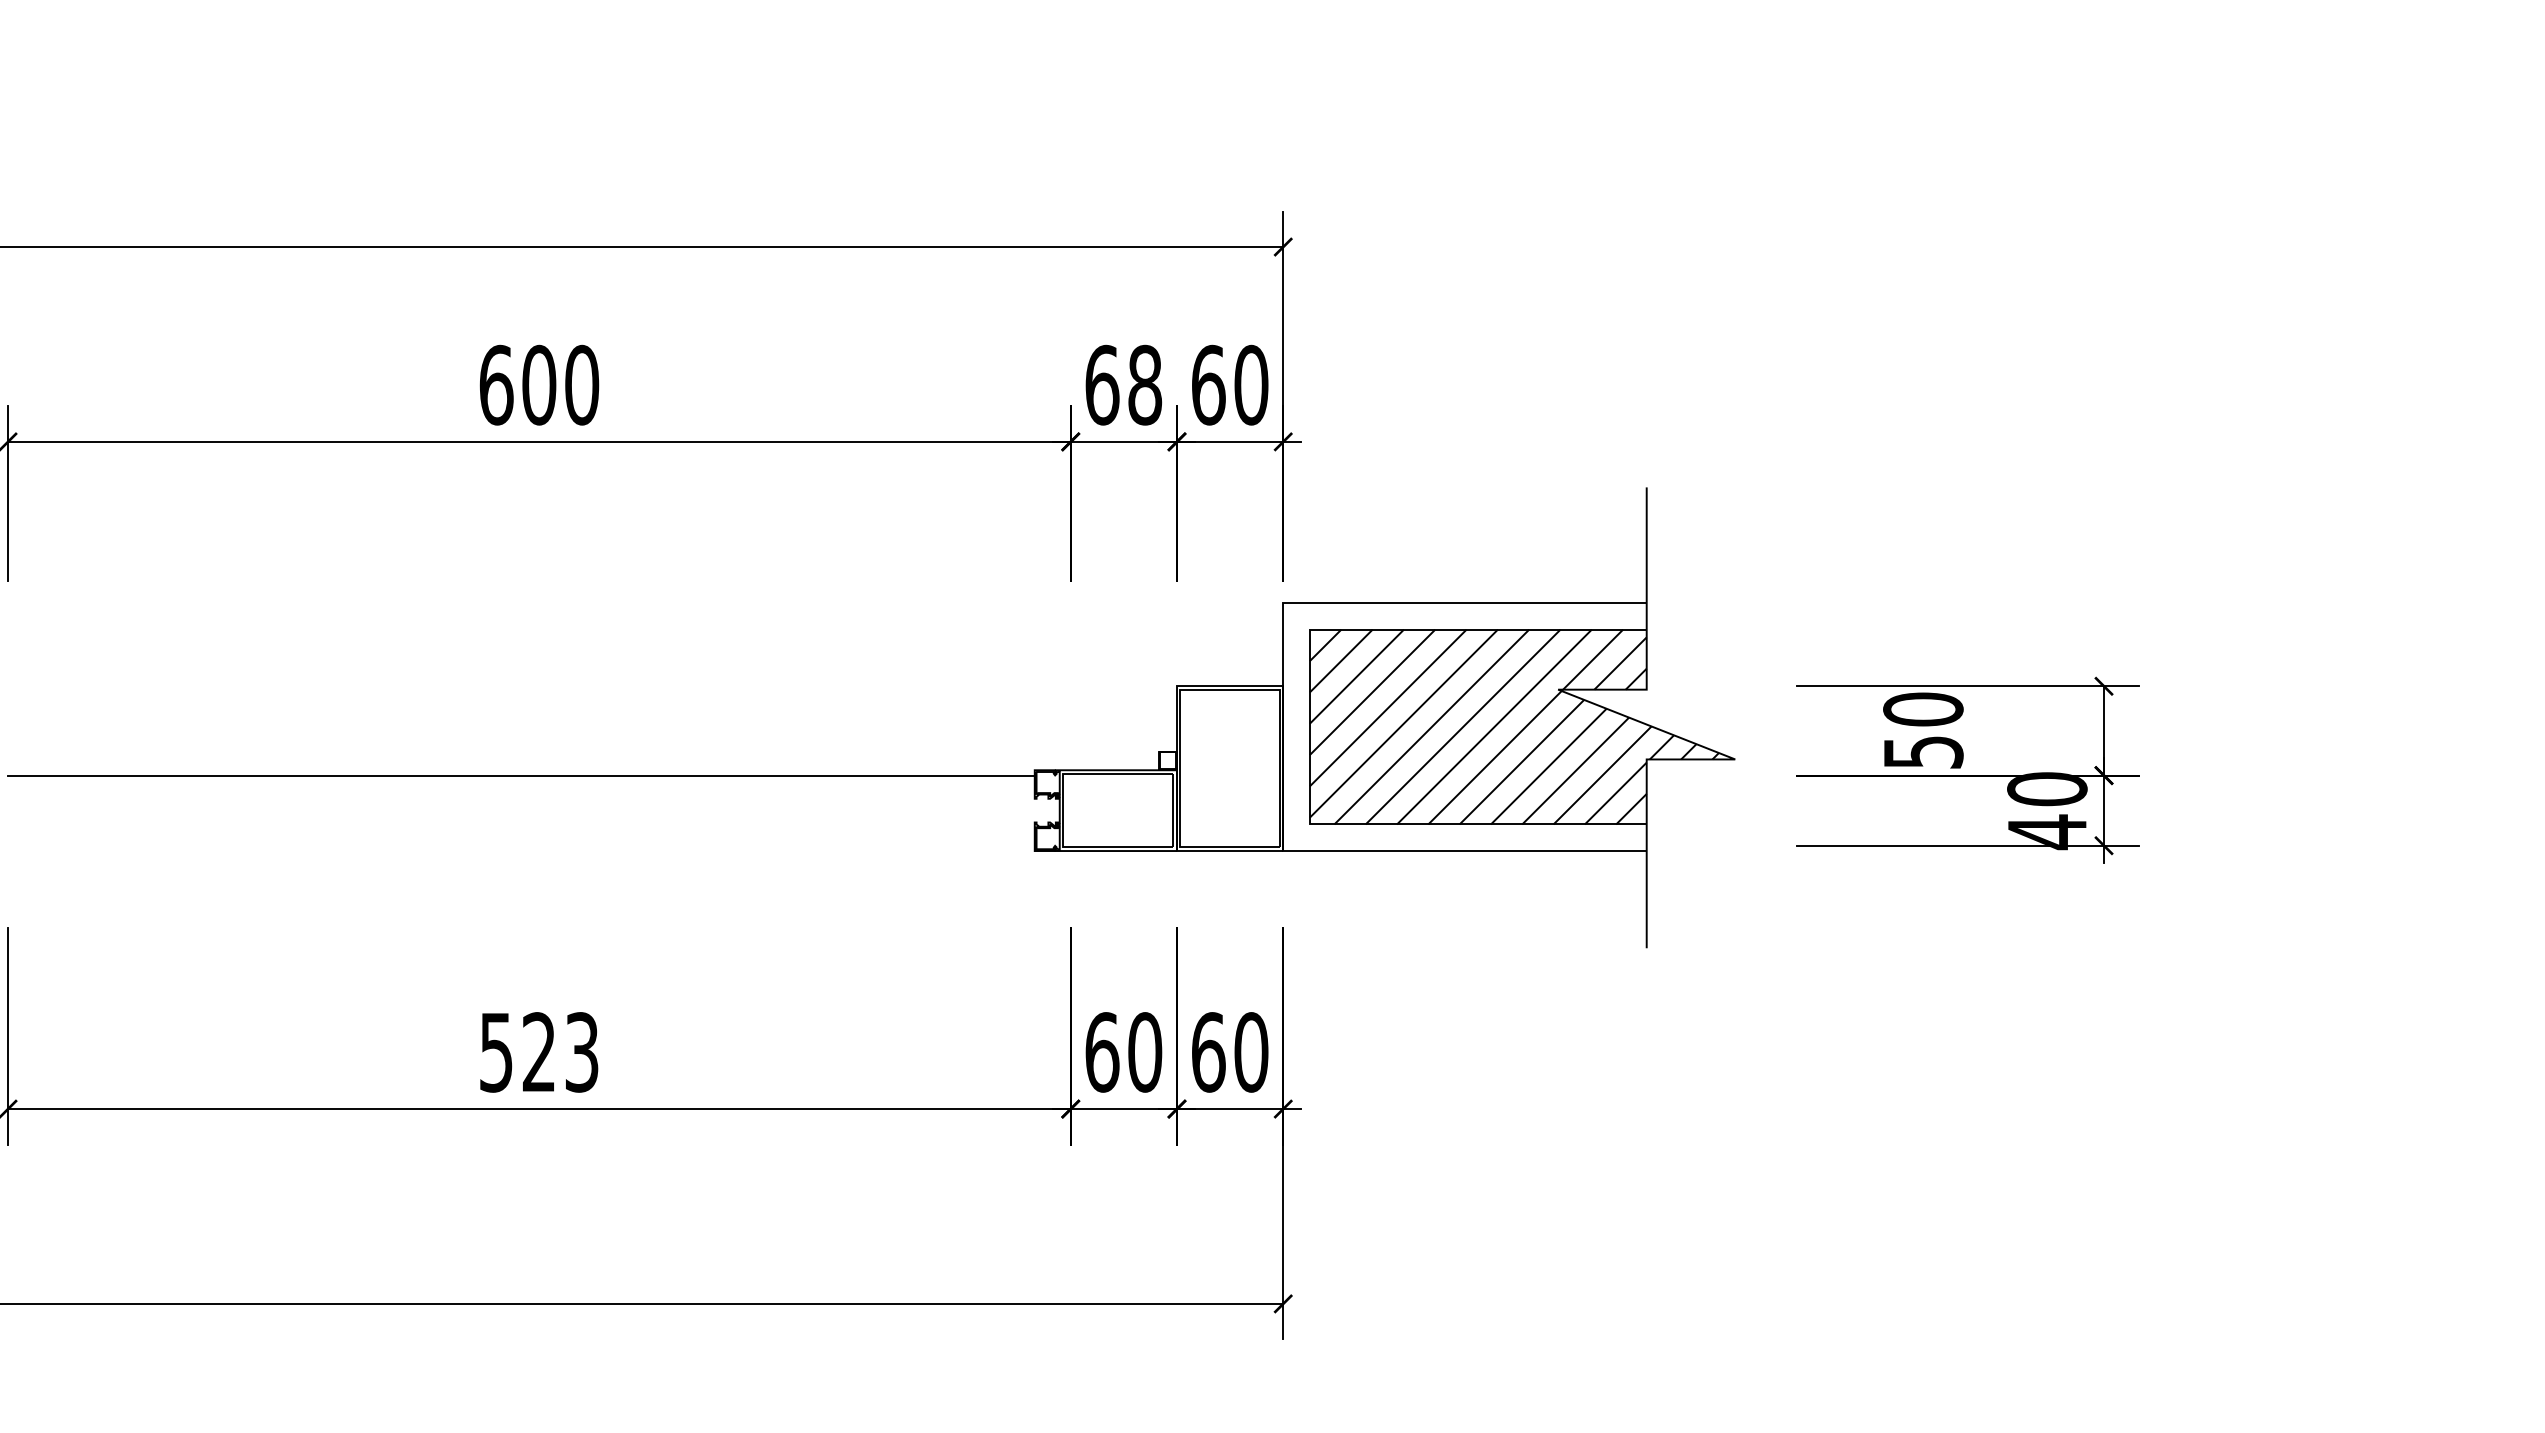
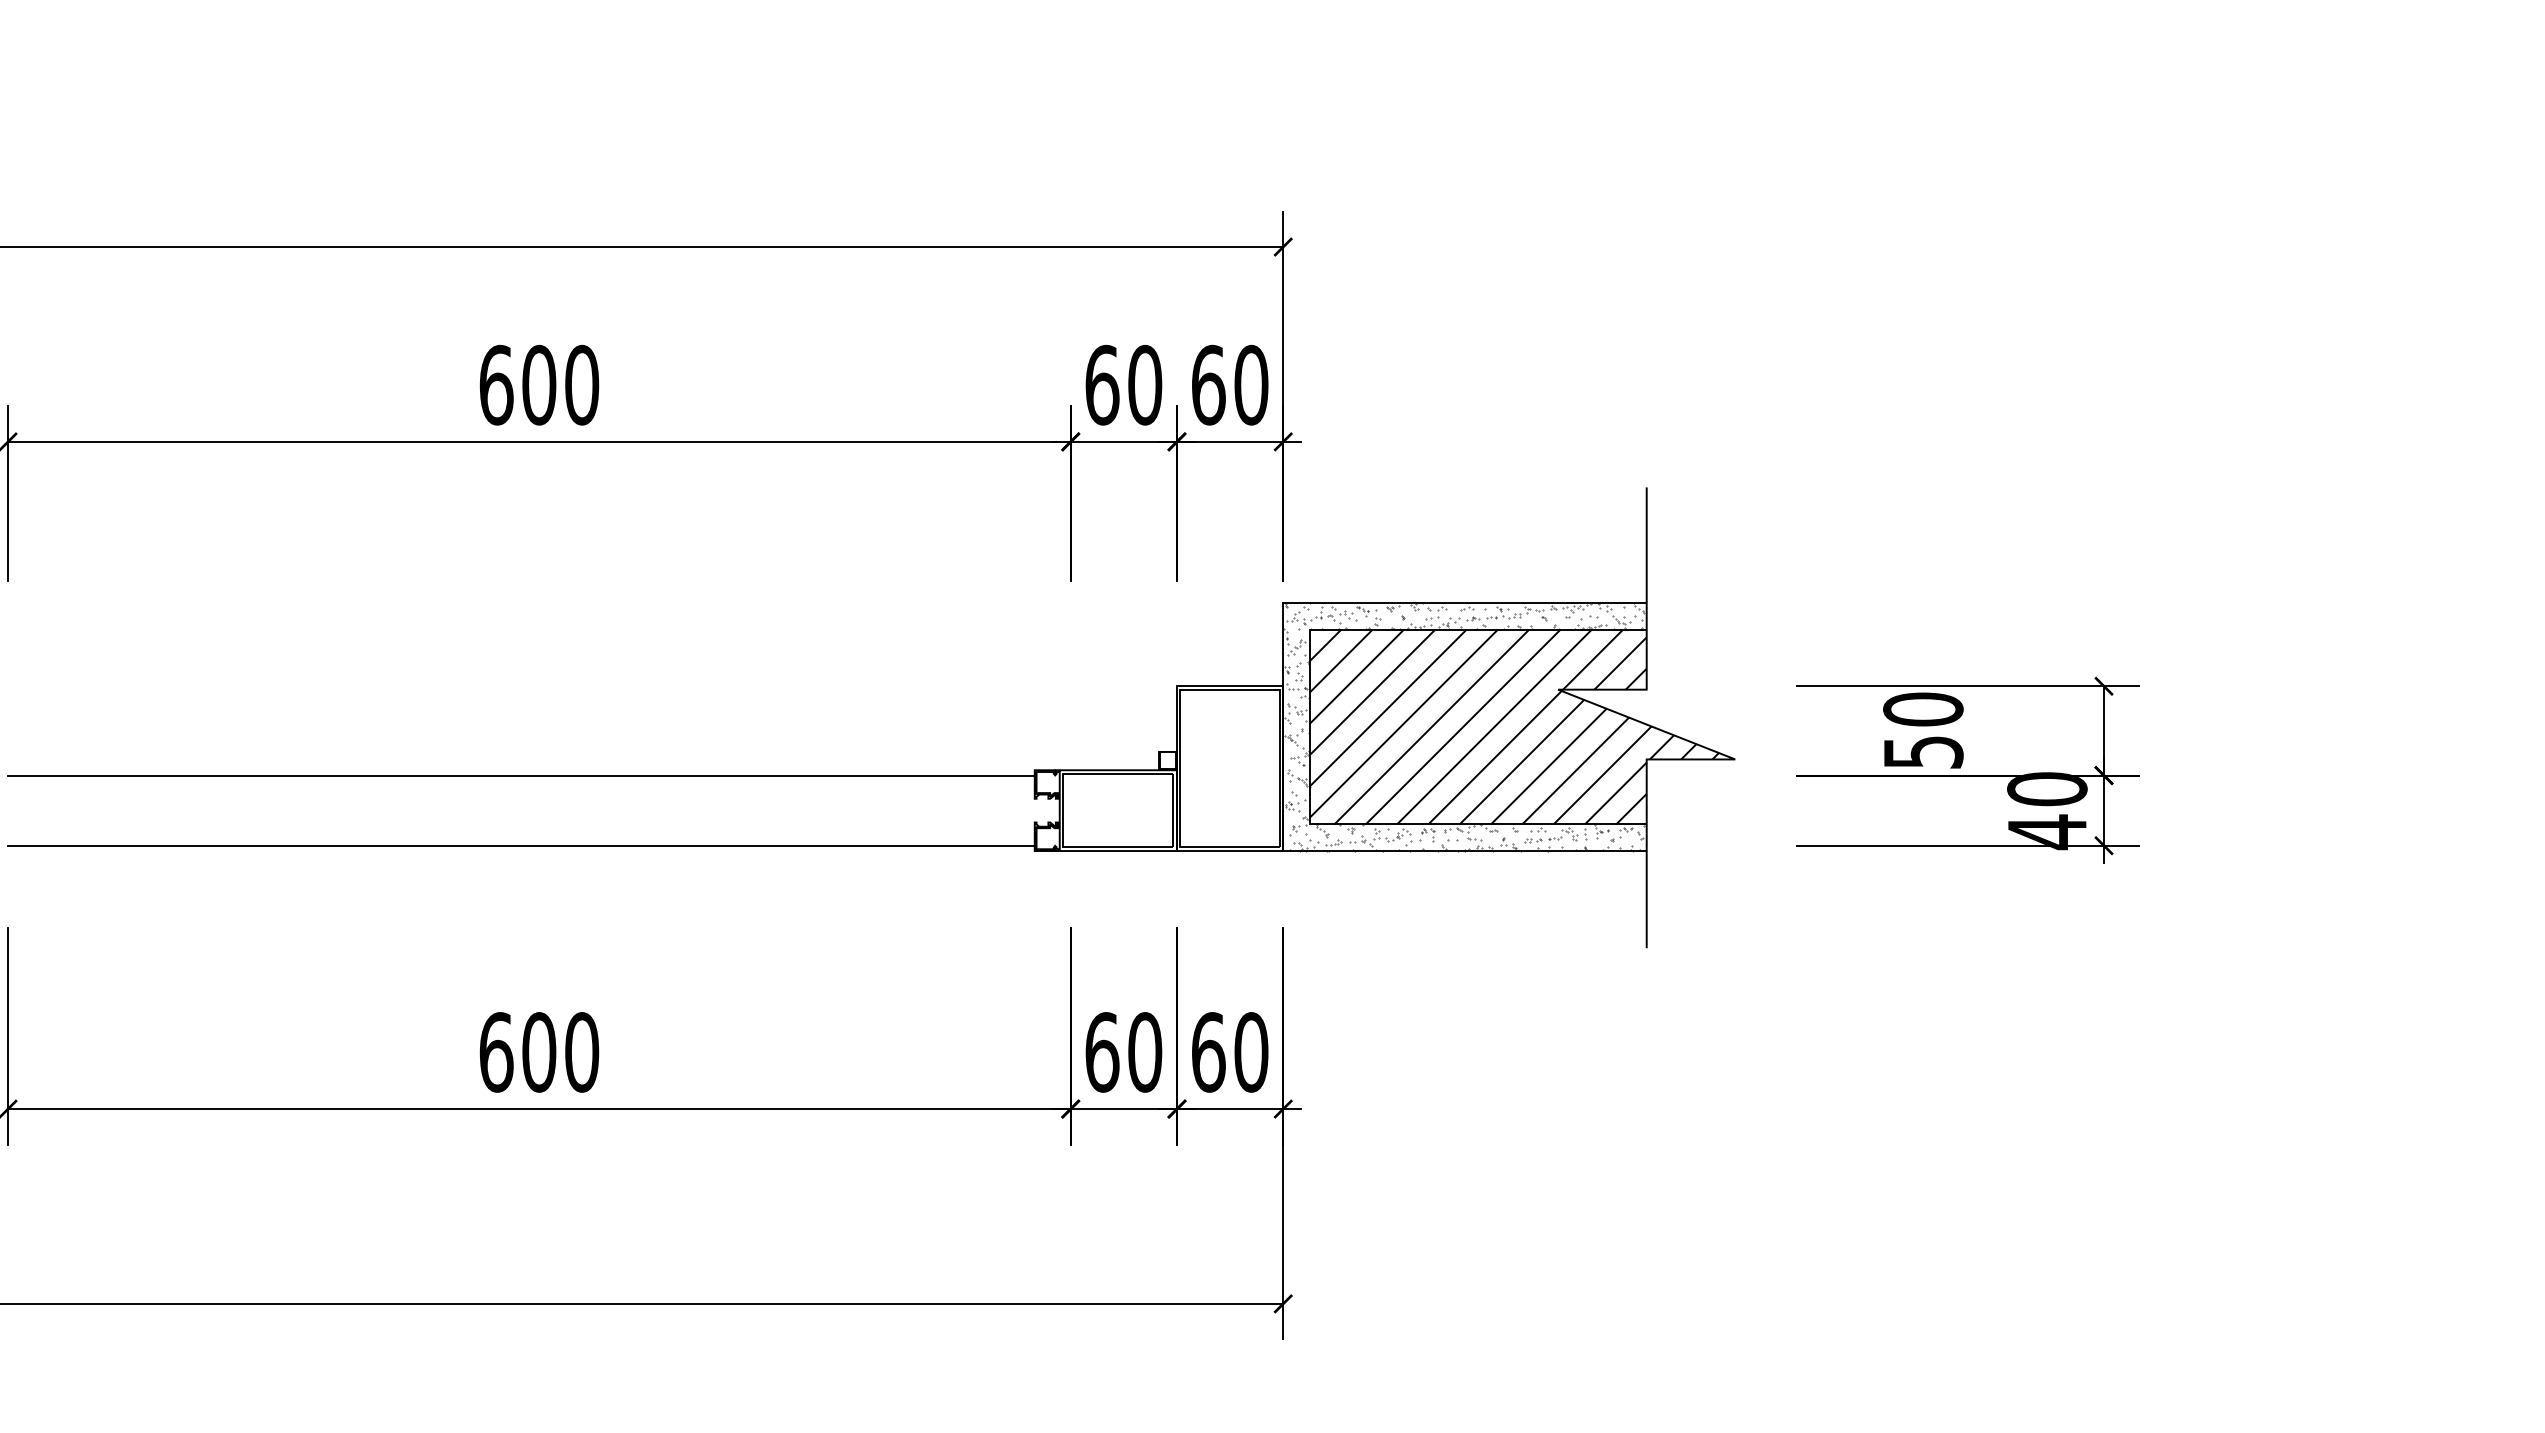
text: 68 -> 60 (1145, 385)
hatch: none -> present (1463, 726)
line: none -> present (521, 845)
text: 523 -> 600 (539, 1052)
